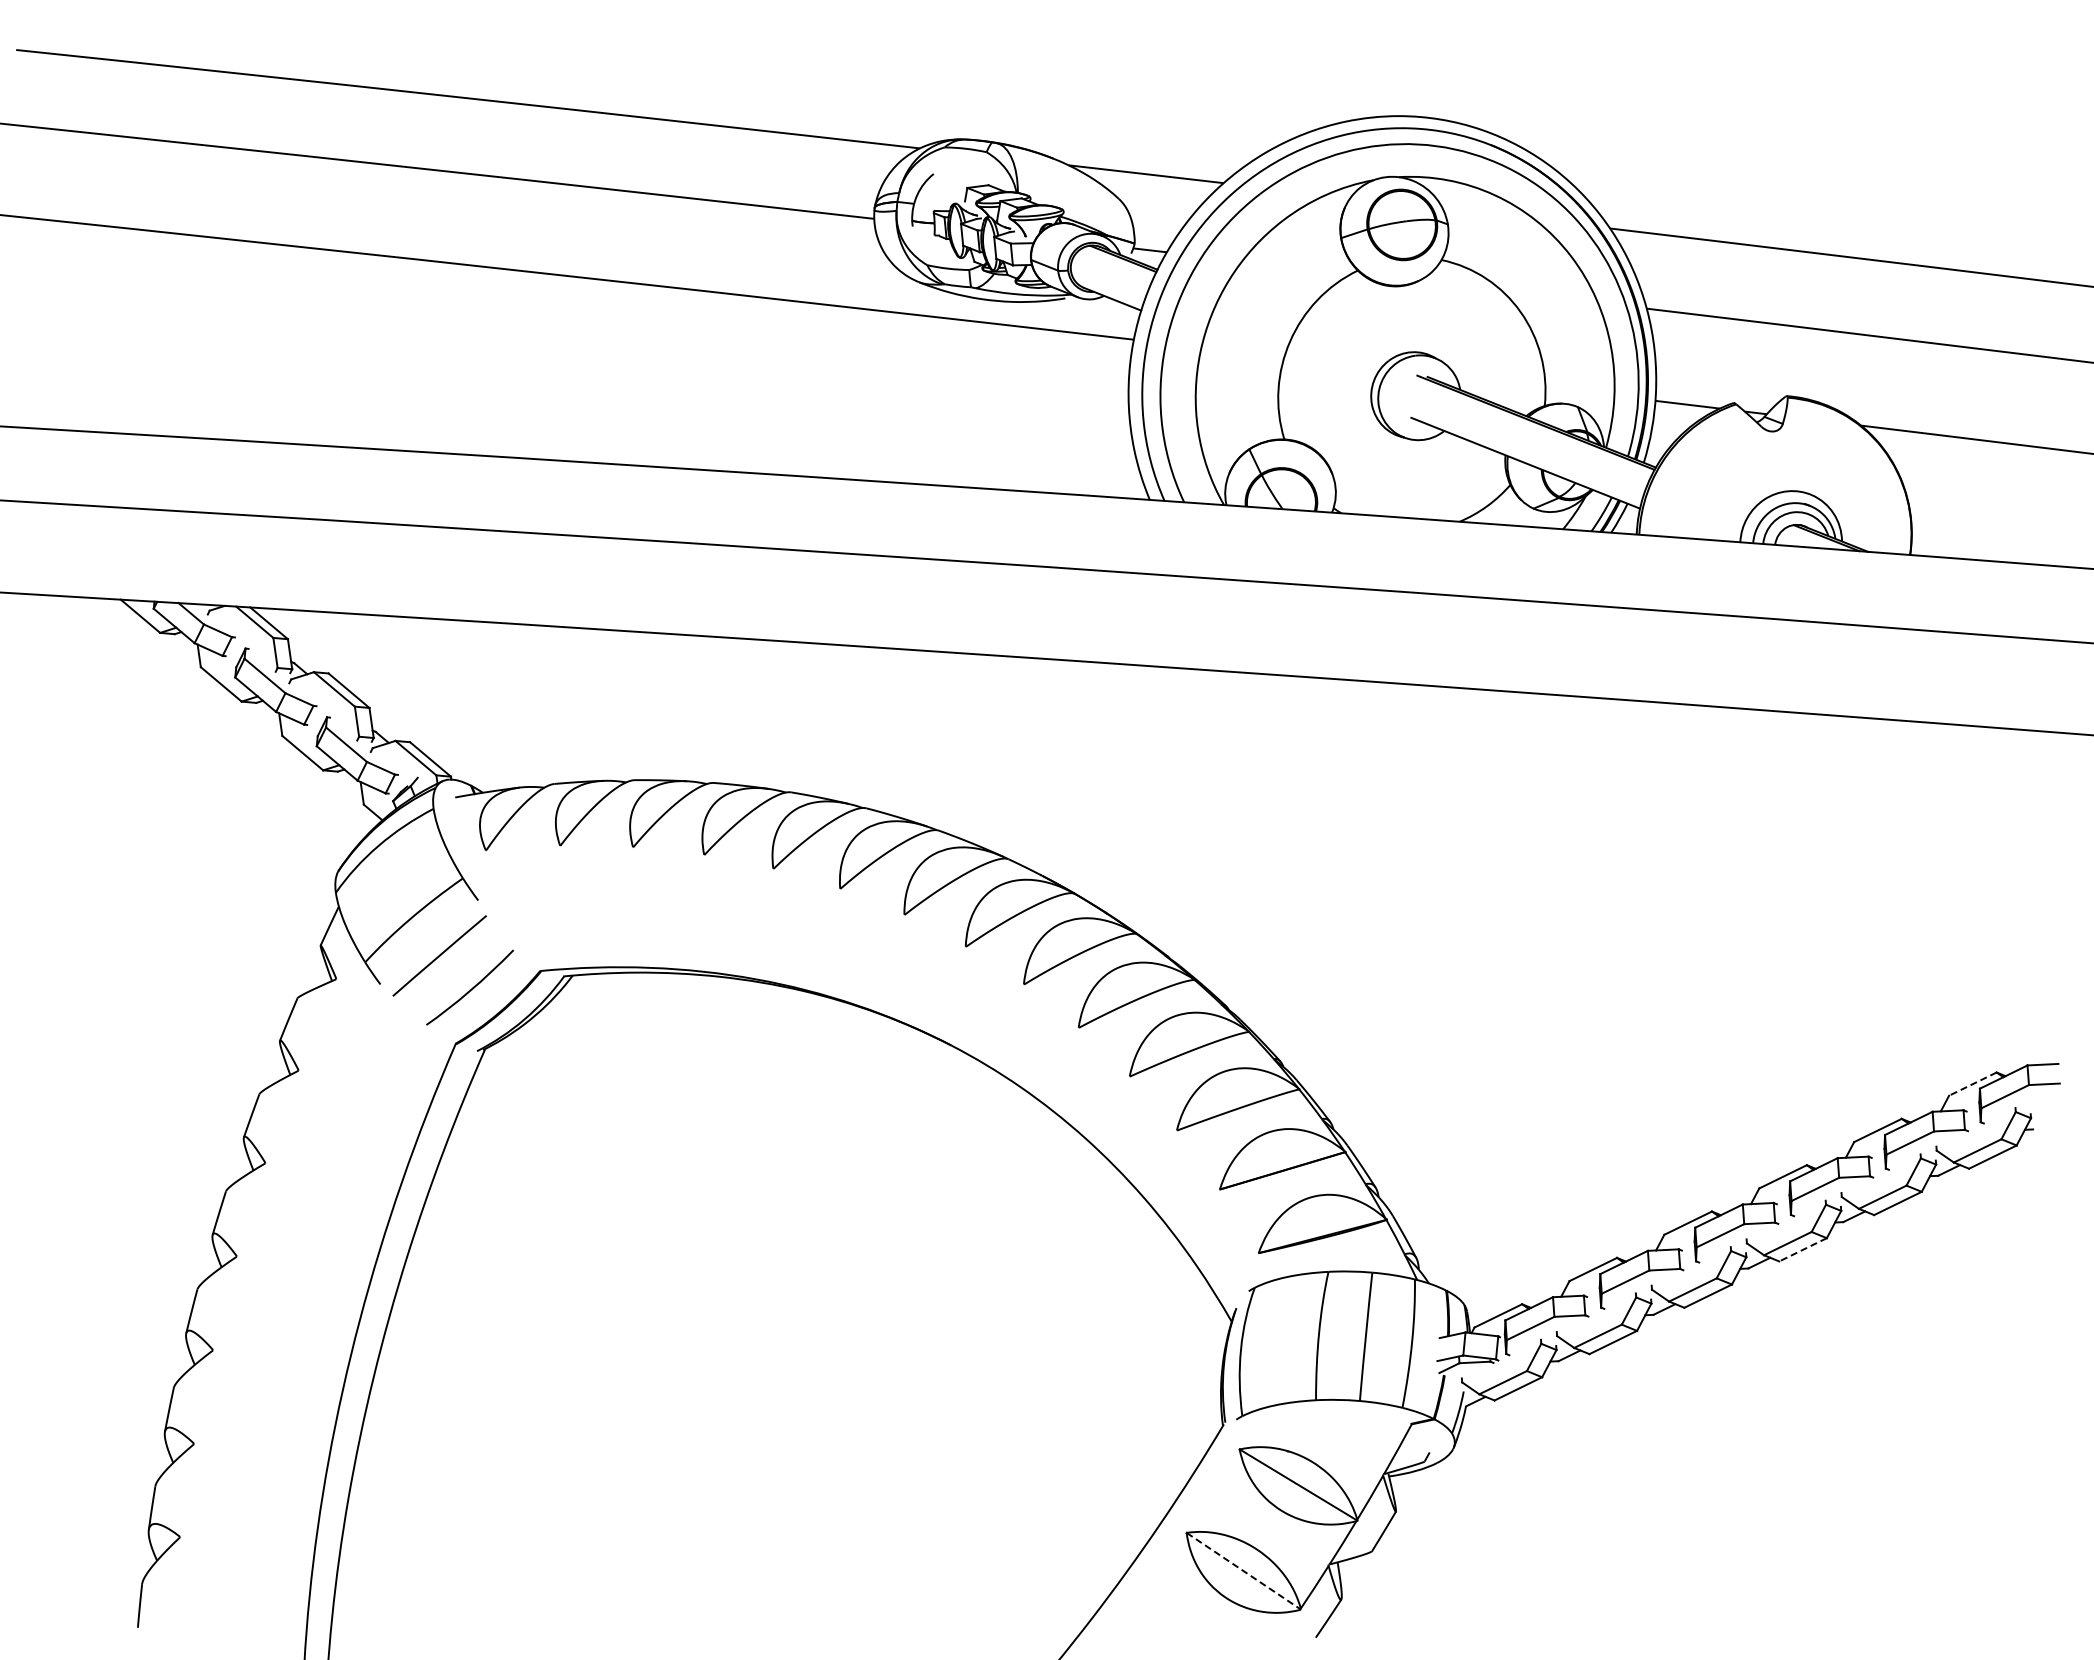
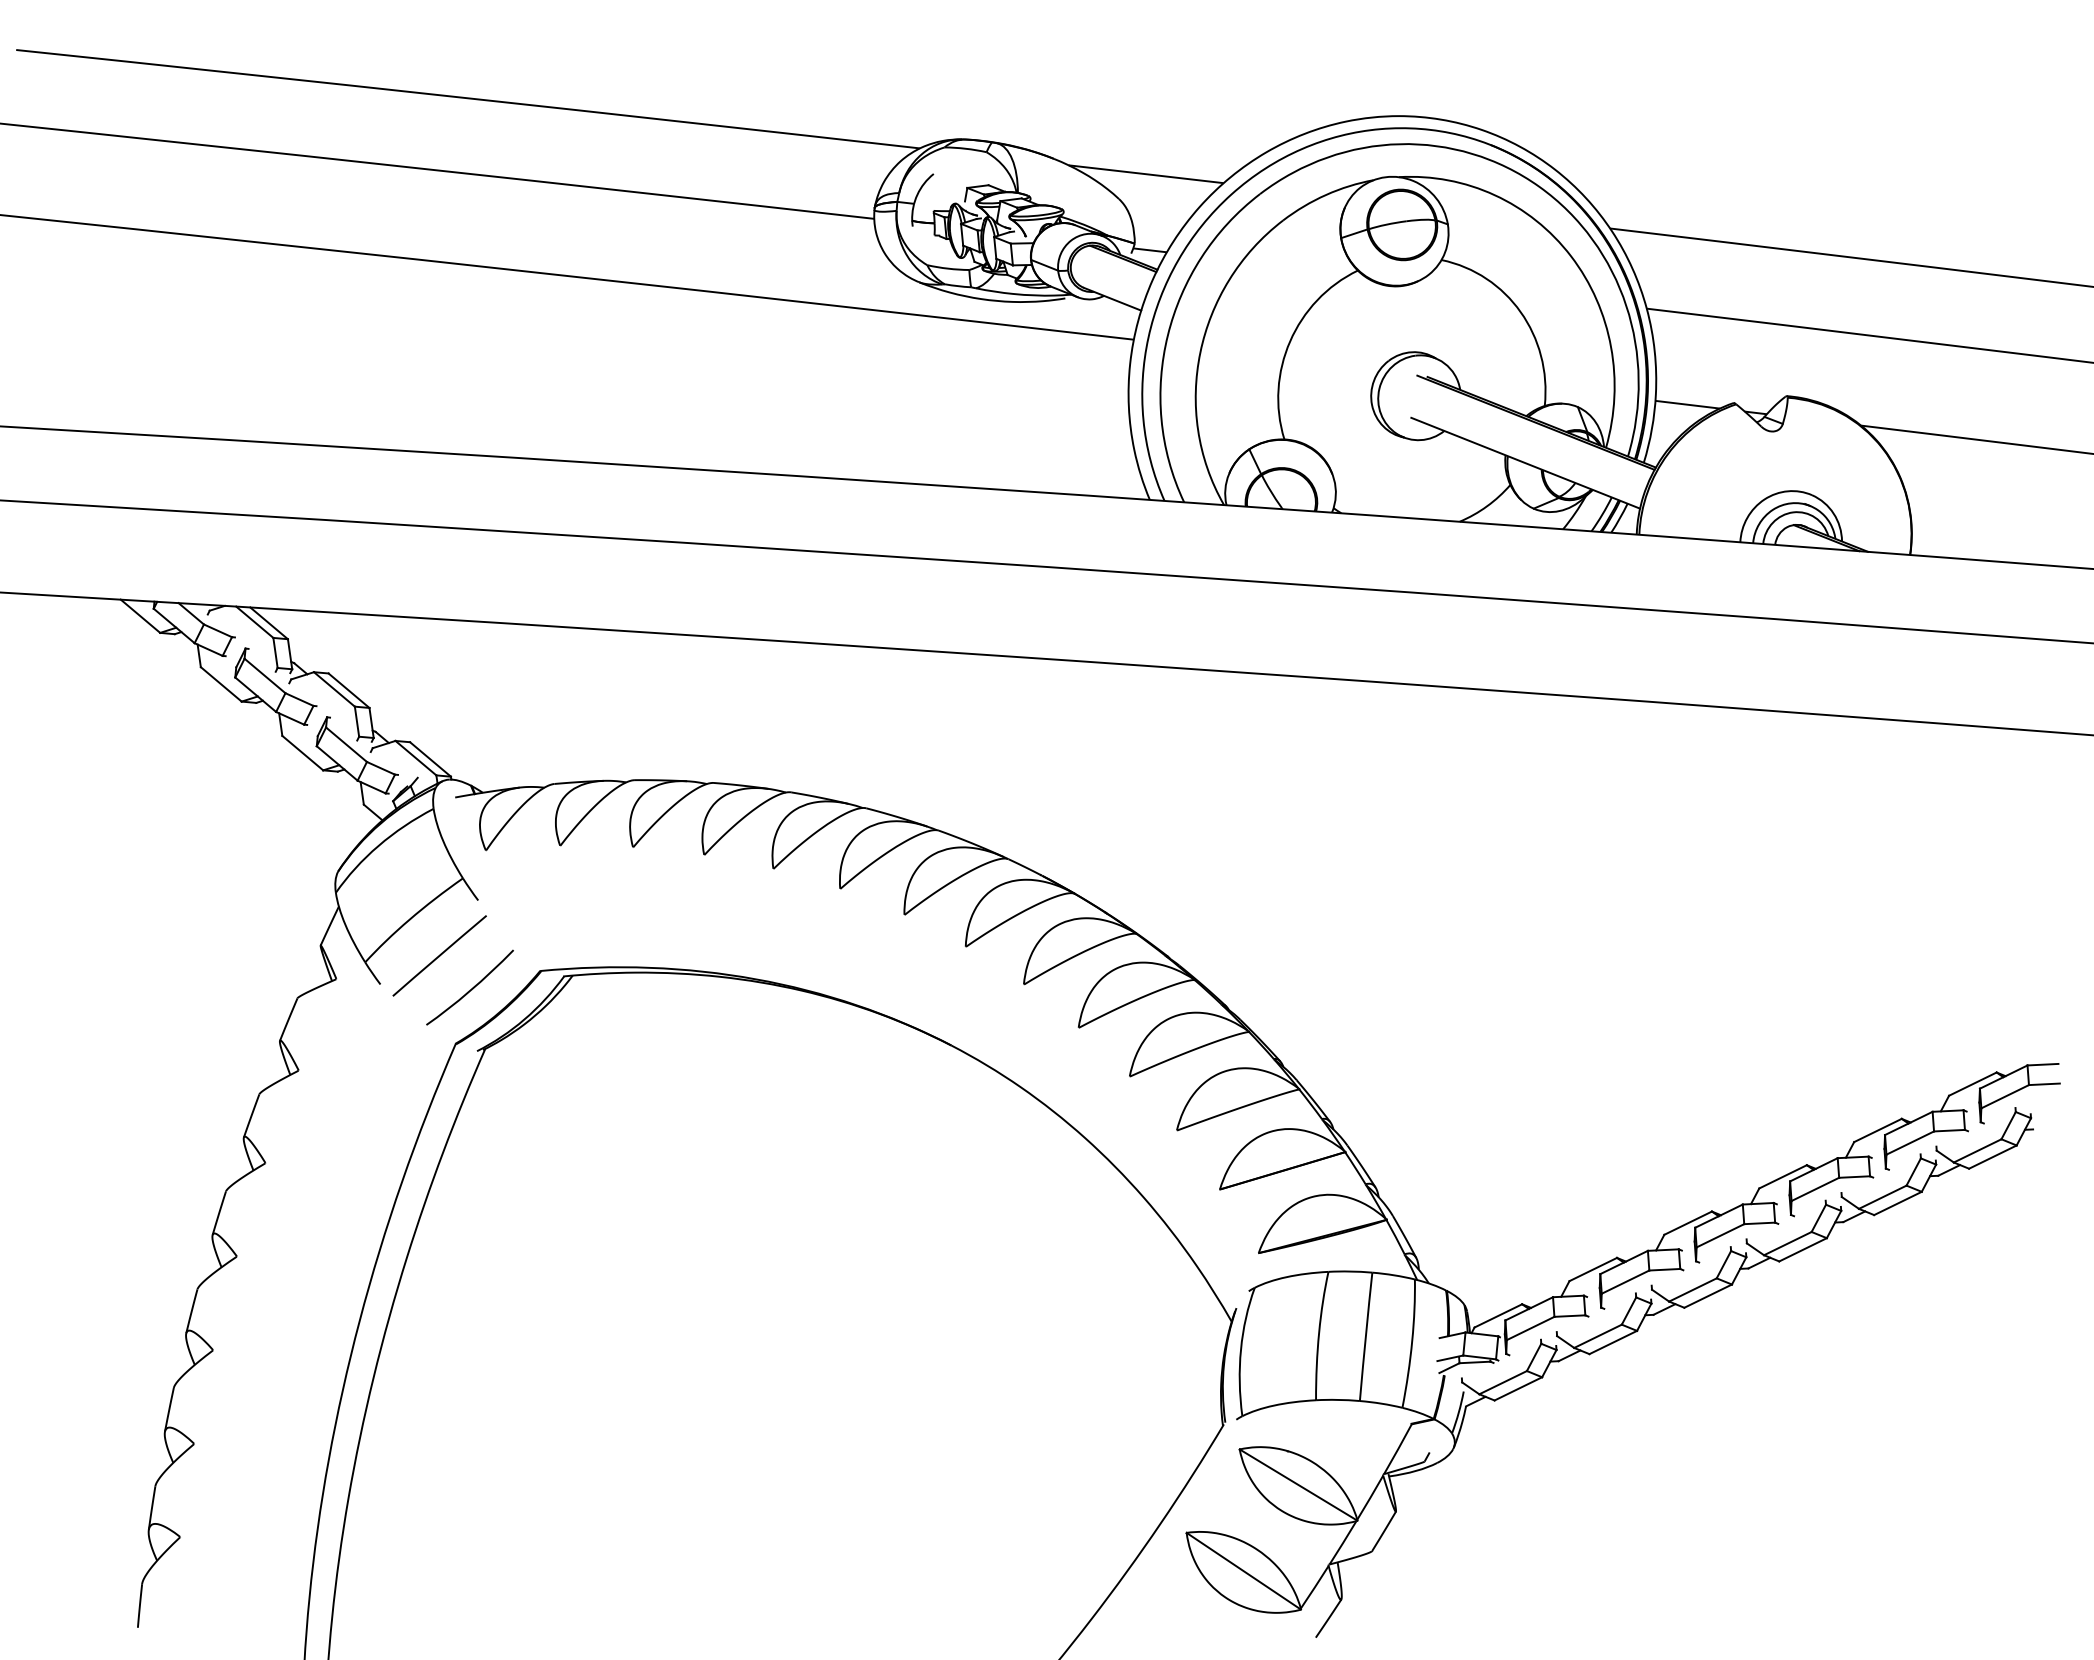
line: dashed -> solid (1972, 1084)
line: dashed -> solid (1802, 1250)
line: dashed -> solid (1243, 1571)
